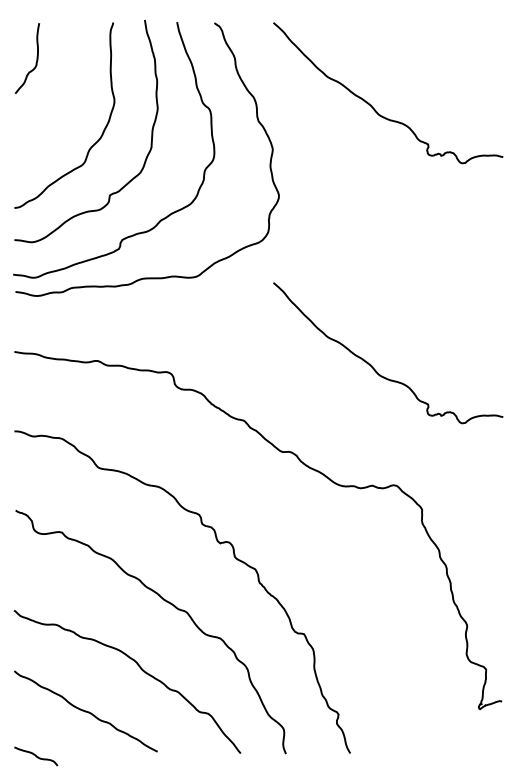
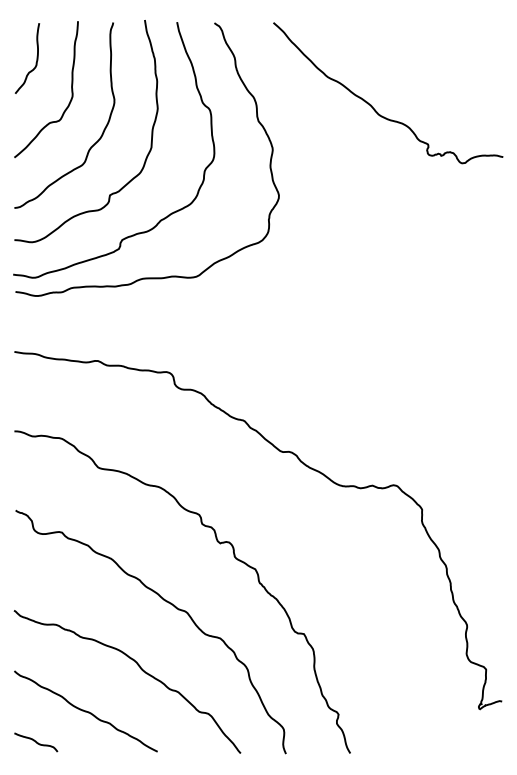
curve: none -> present (71, 89)
curve: present -> none (372, 365)
curve position: (36, 756) -> (36, 742) (36, 742)
